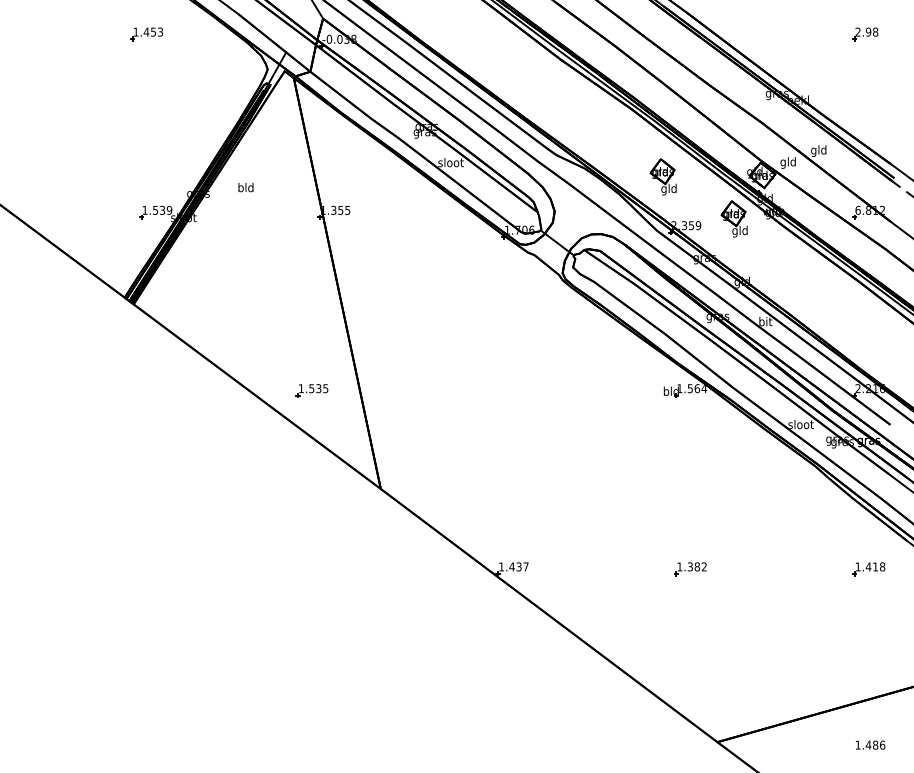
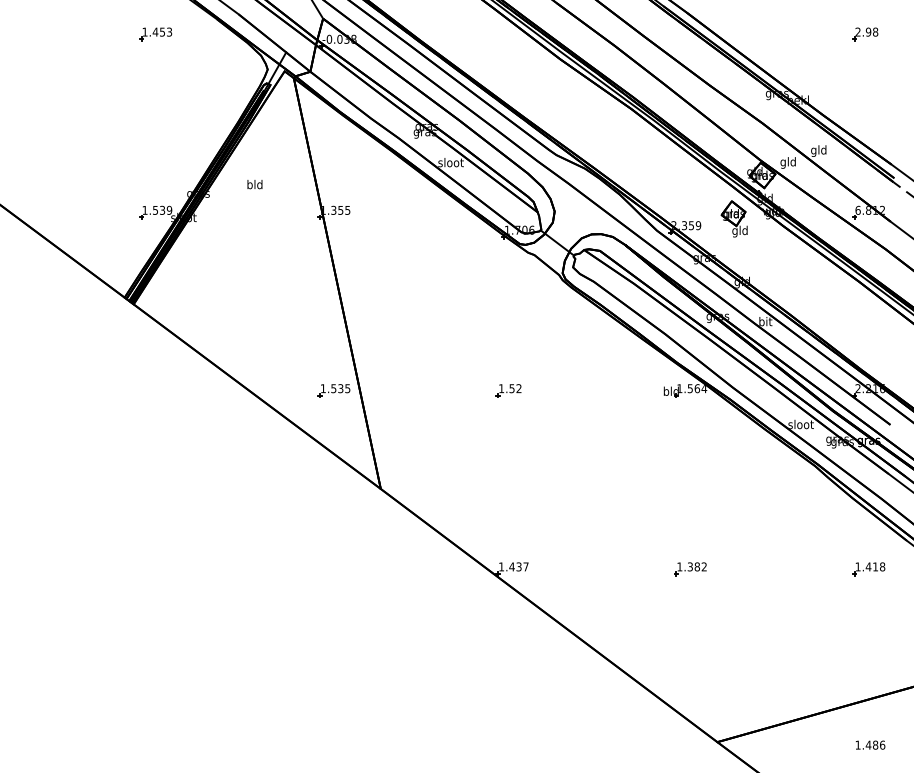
part position: (146, 34) -> (155, 34) (155, 34)
part: present -> none (662, 176)
text position: (245, 187) -> (254, 184) (254, 184)
part position: (311, 390) -> (333, 390) (333, 390)
part: none -> present (508, 390)
